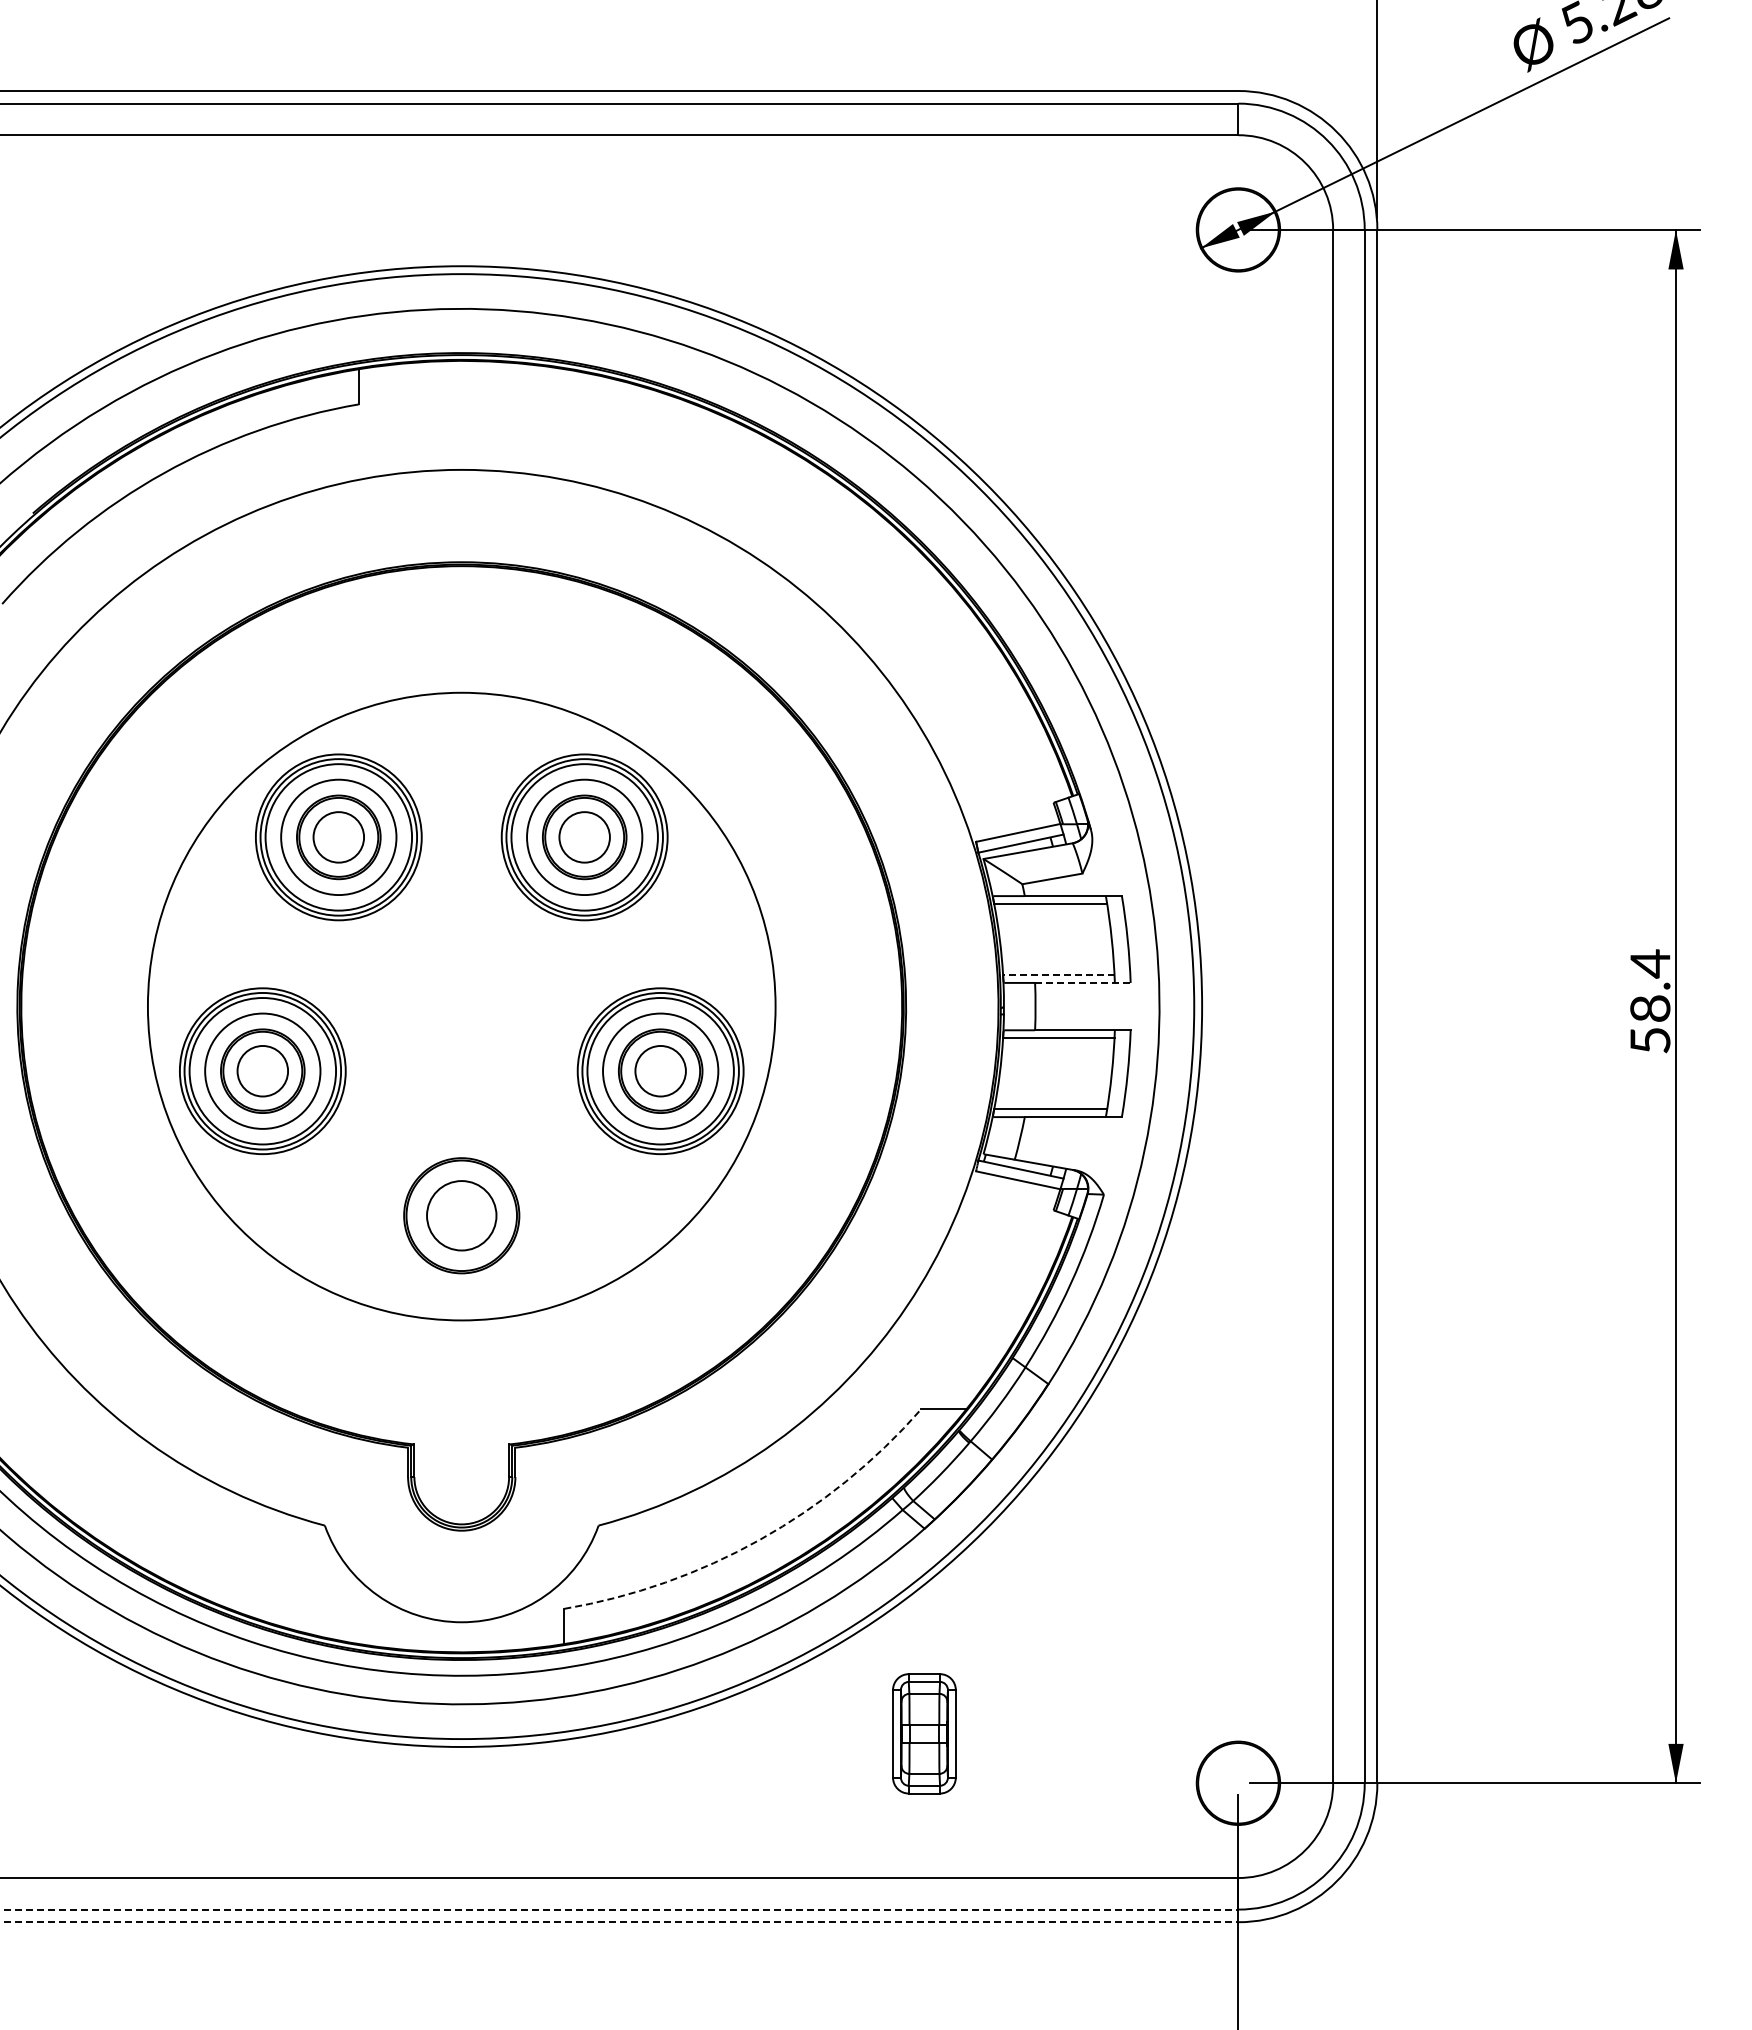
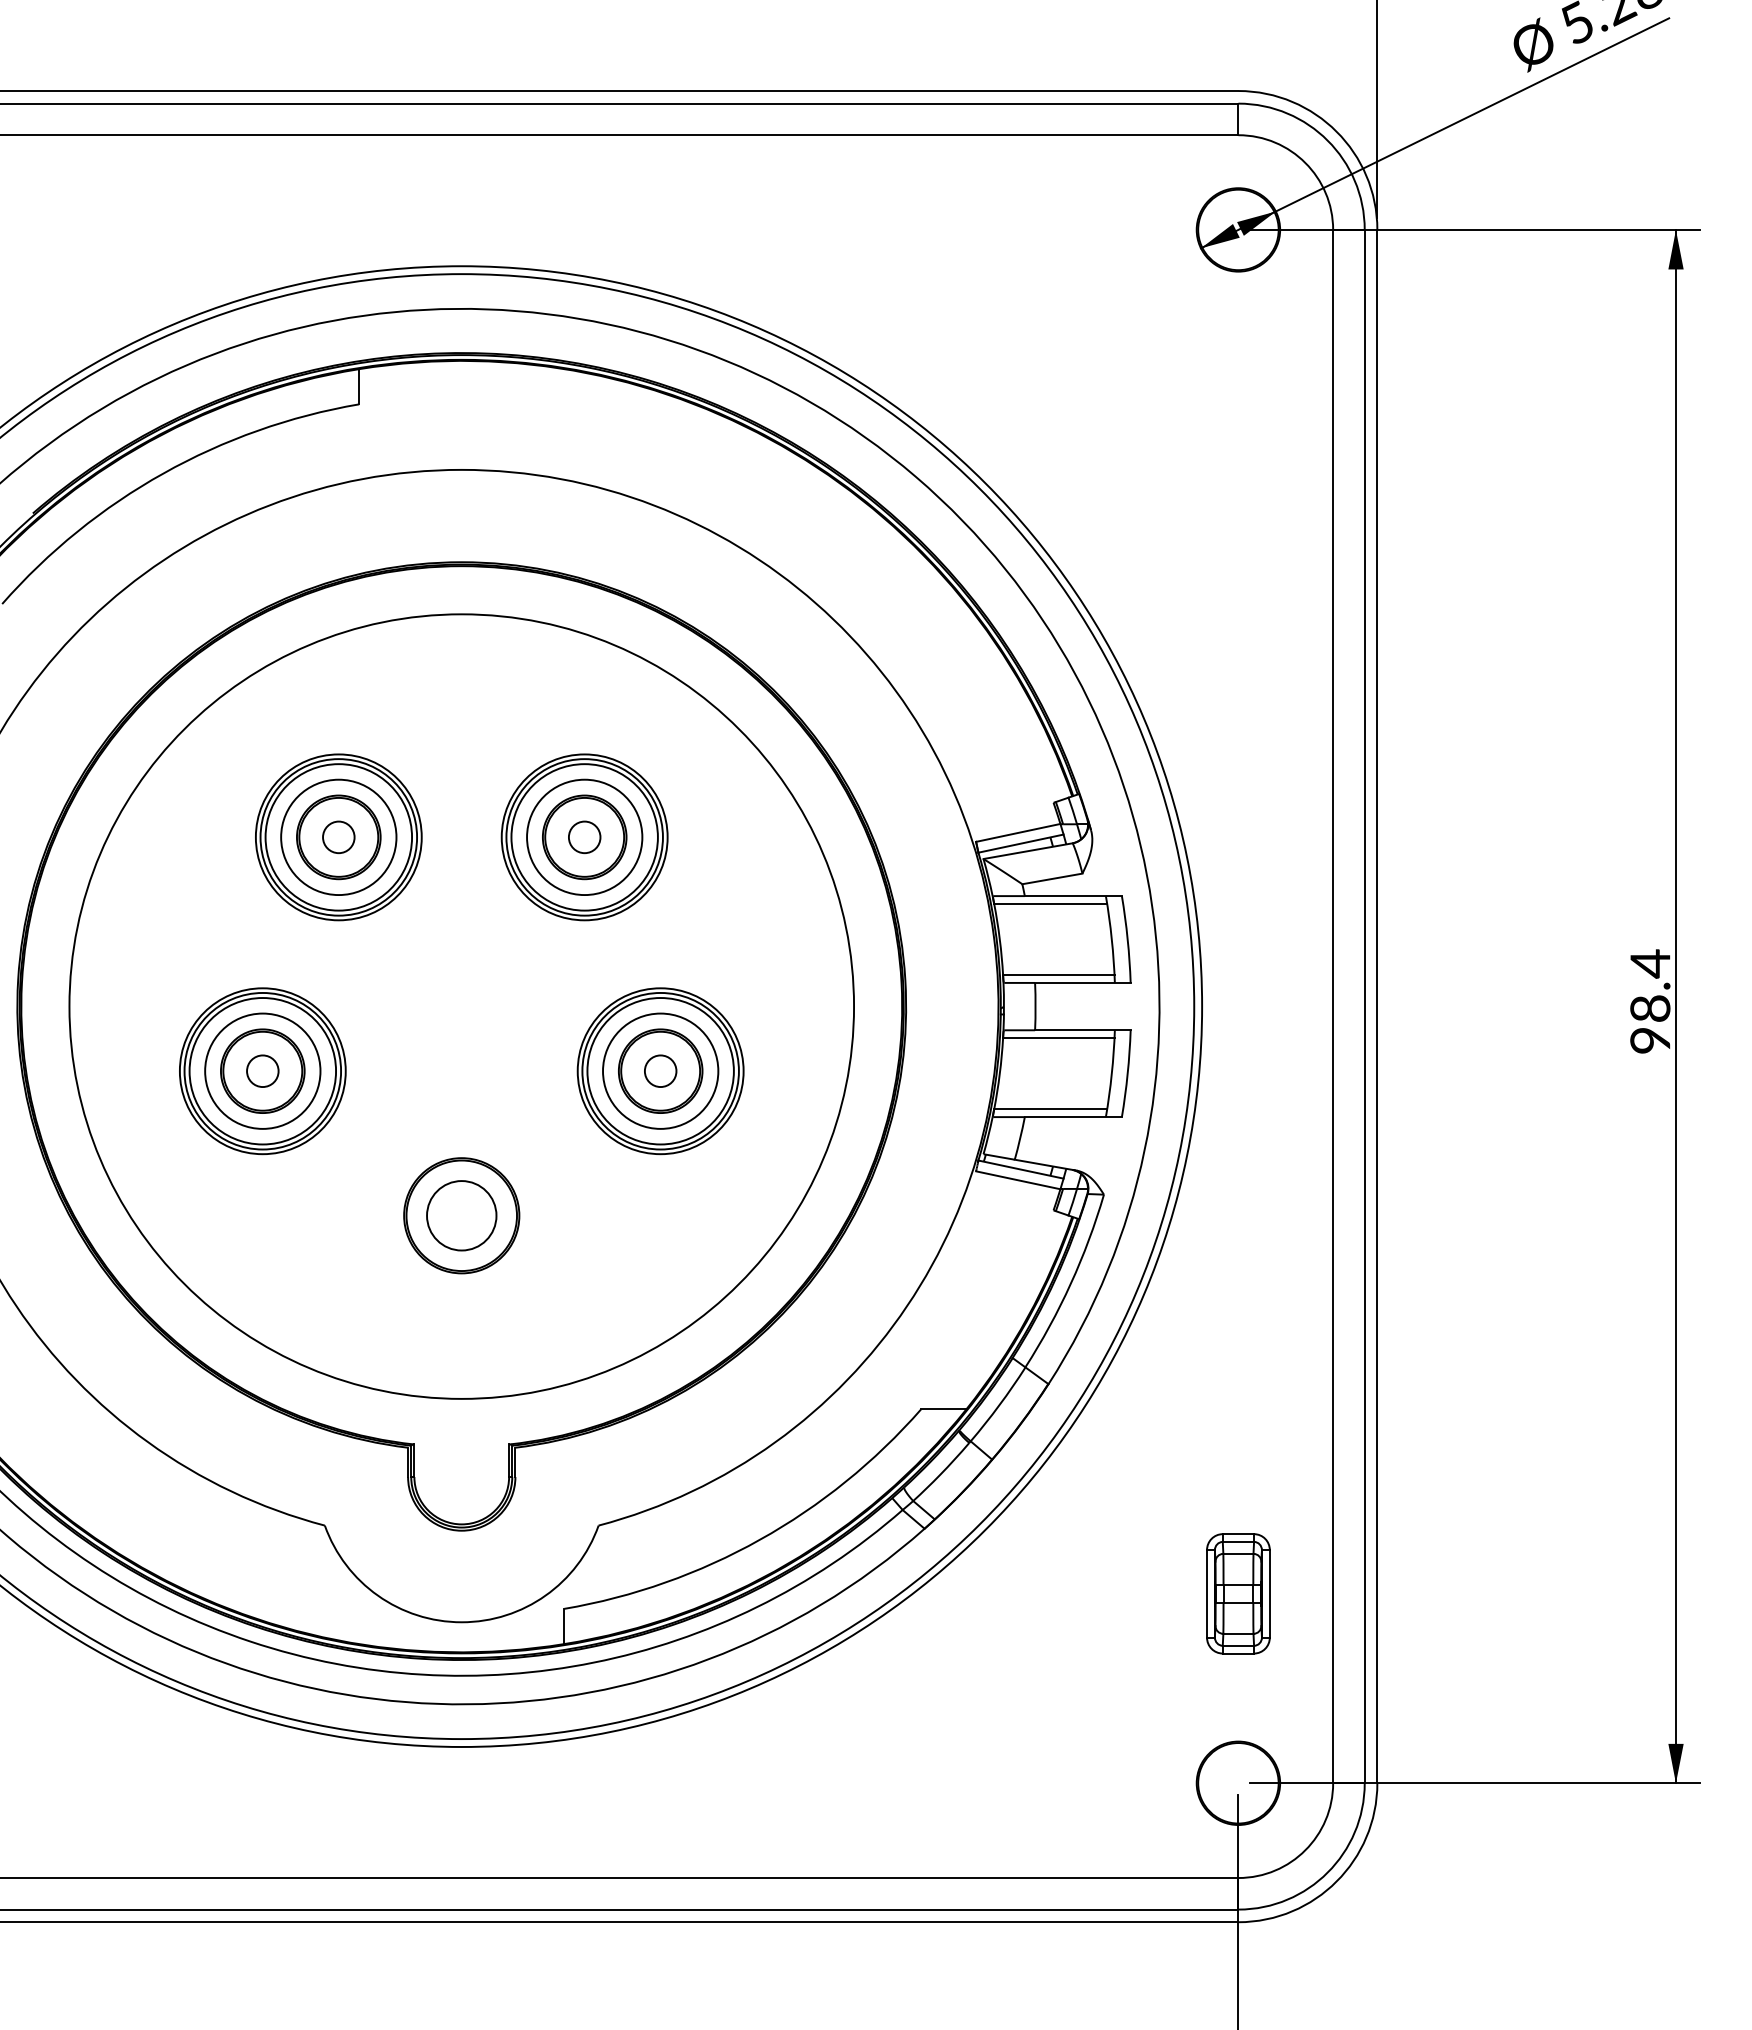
circle diameter: 51 px -> 32 px (338, 837)
circle diameter: 51 px -> 32 px (584, 837)
line: dashed -> solid (1058, 975)
line: dashed -> solid (1082, 982)
circle diameter: 628 px -> 785 px (461, 1006)
text: 58.4 -> 98.4 (1650, 1040)
circle diameter: 51 px -> 32 px (262, 1071)
circle diameter: 51 px -> 32 px (660, 1071)
arc: dashed -> solid (760, 1539)
part position: (924, 1733) -> (1238, 1593) (1238, 1593)
line: dashed -> solid (619, 1909)
line: dashed -> solid (619, 1922)
